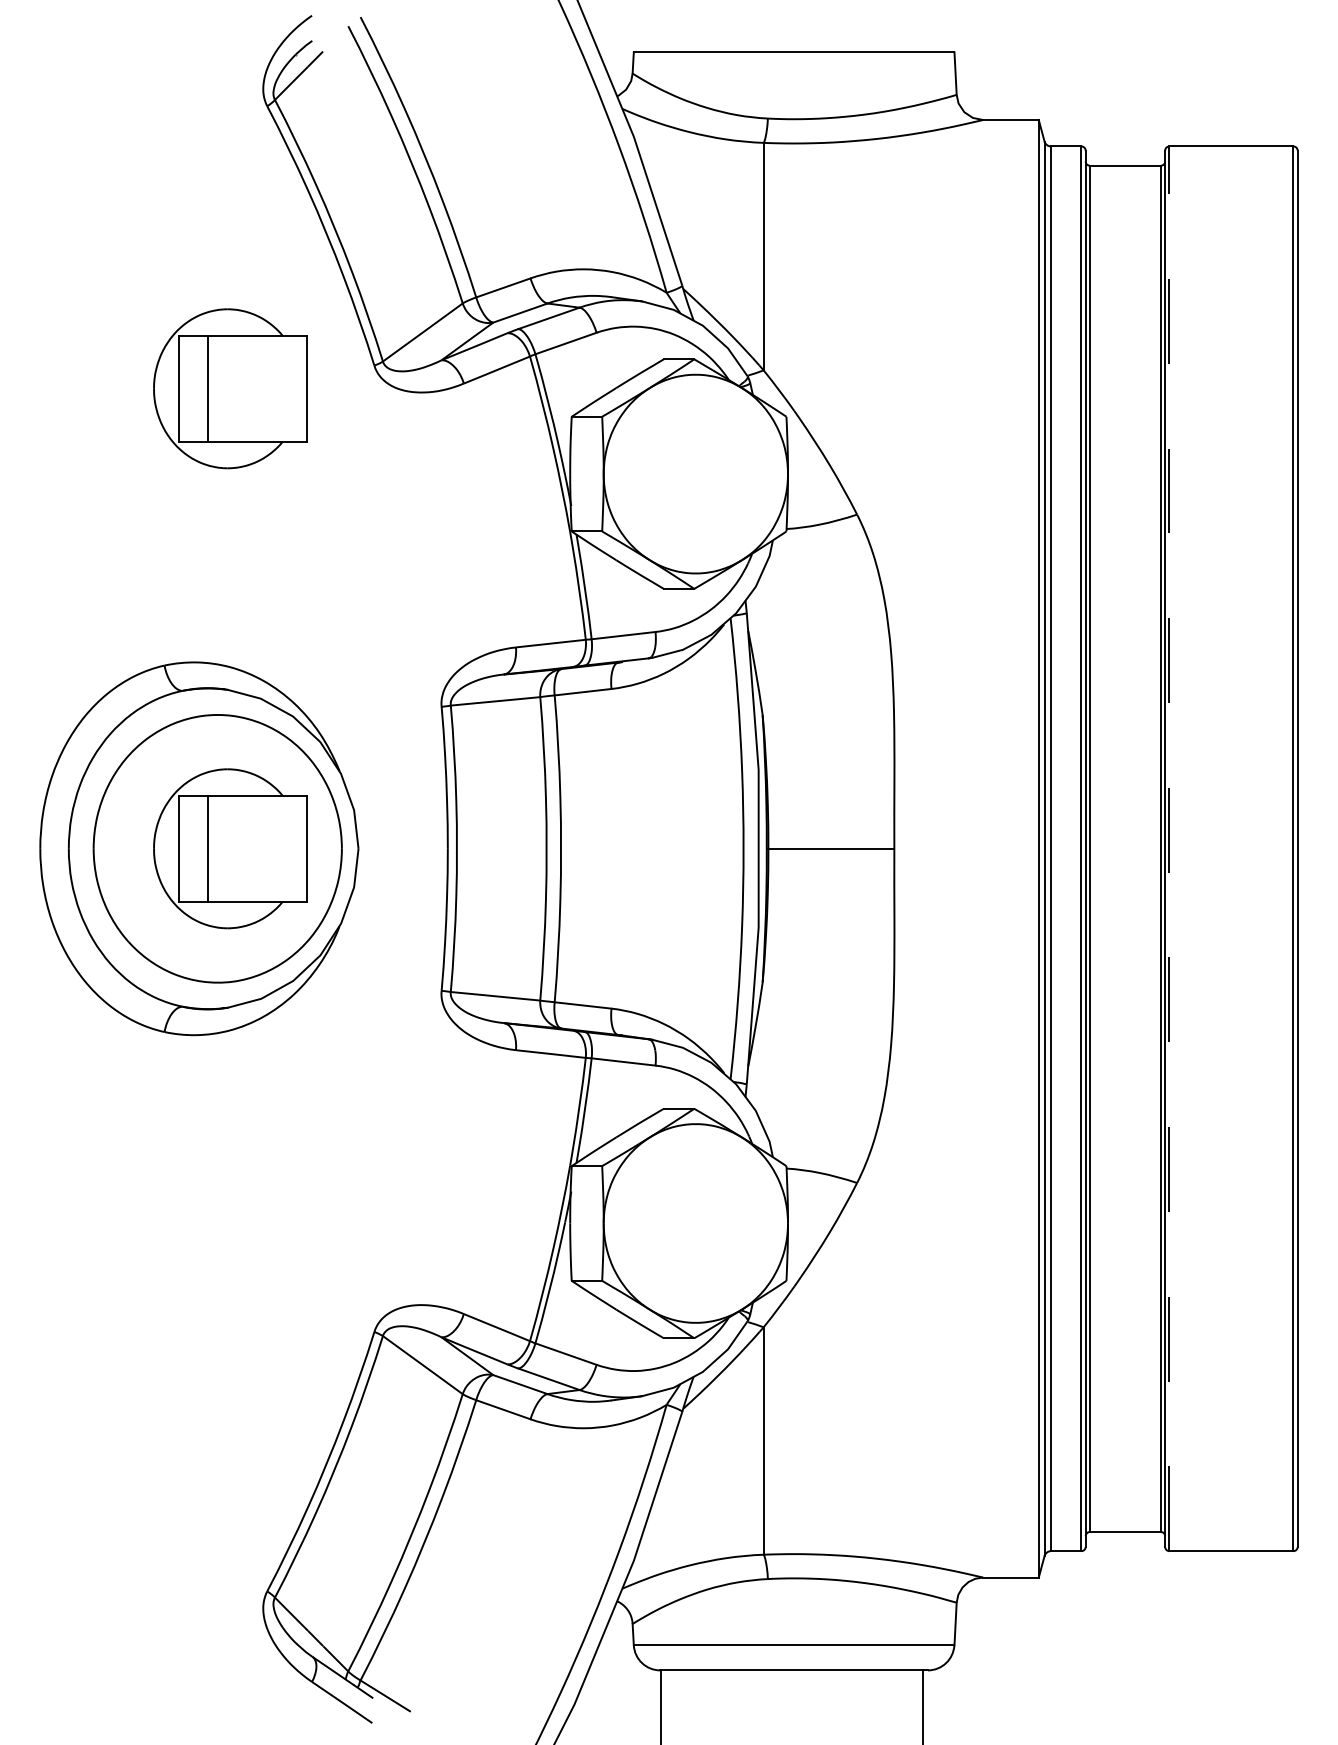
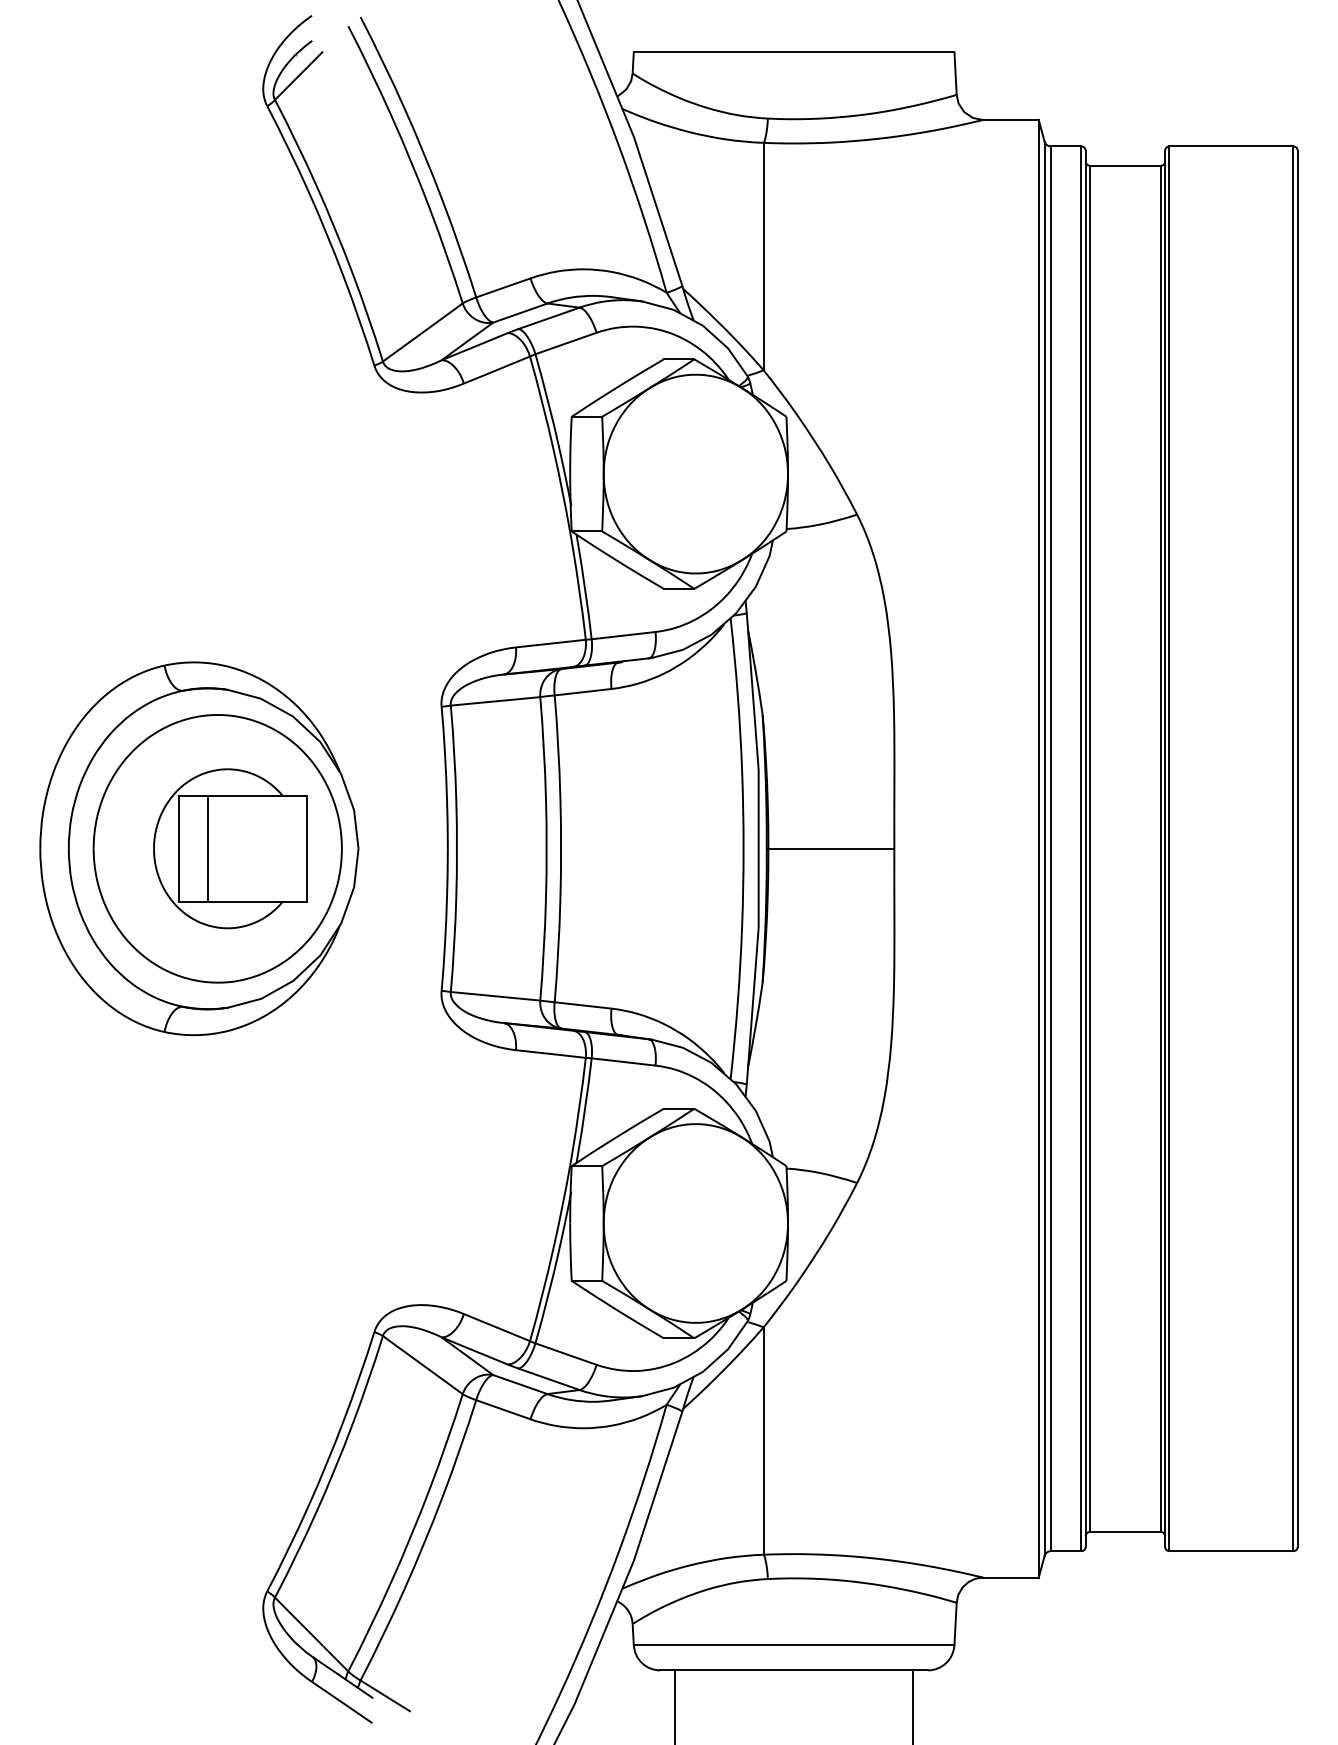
part: present -> none (230, 388)
line: dashed -> solid (1169, 848)
line position: (661, 1705) -> (675, 1705) (675, 1705)
line position: (922, 1705) -> (912, 1705) (912, 1705)
